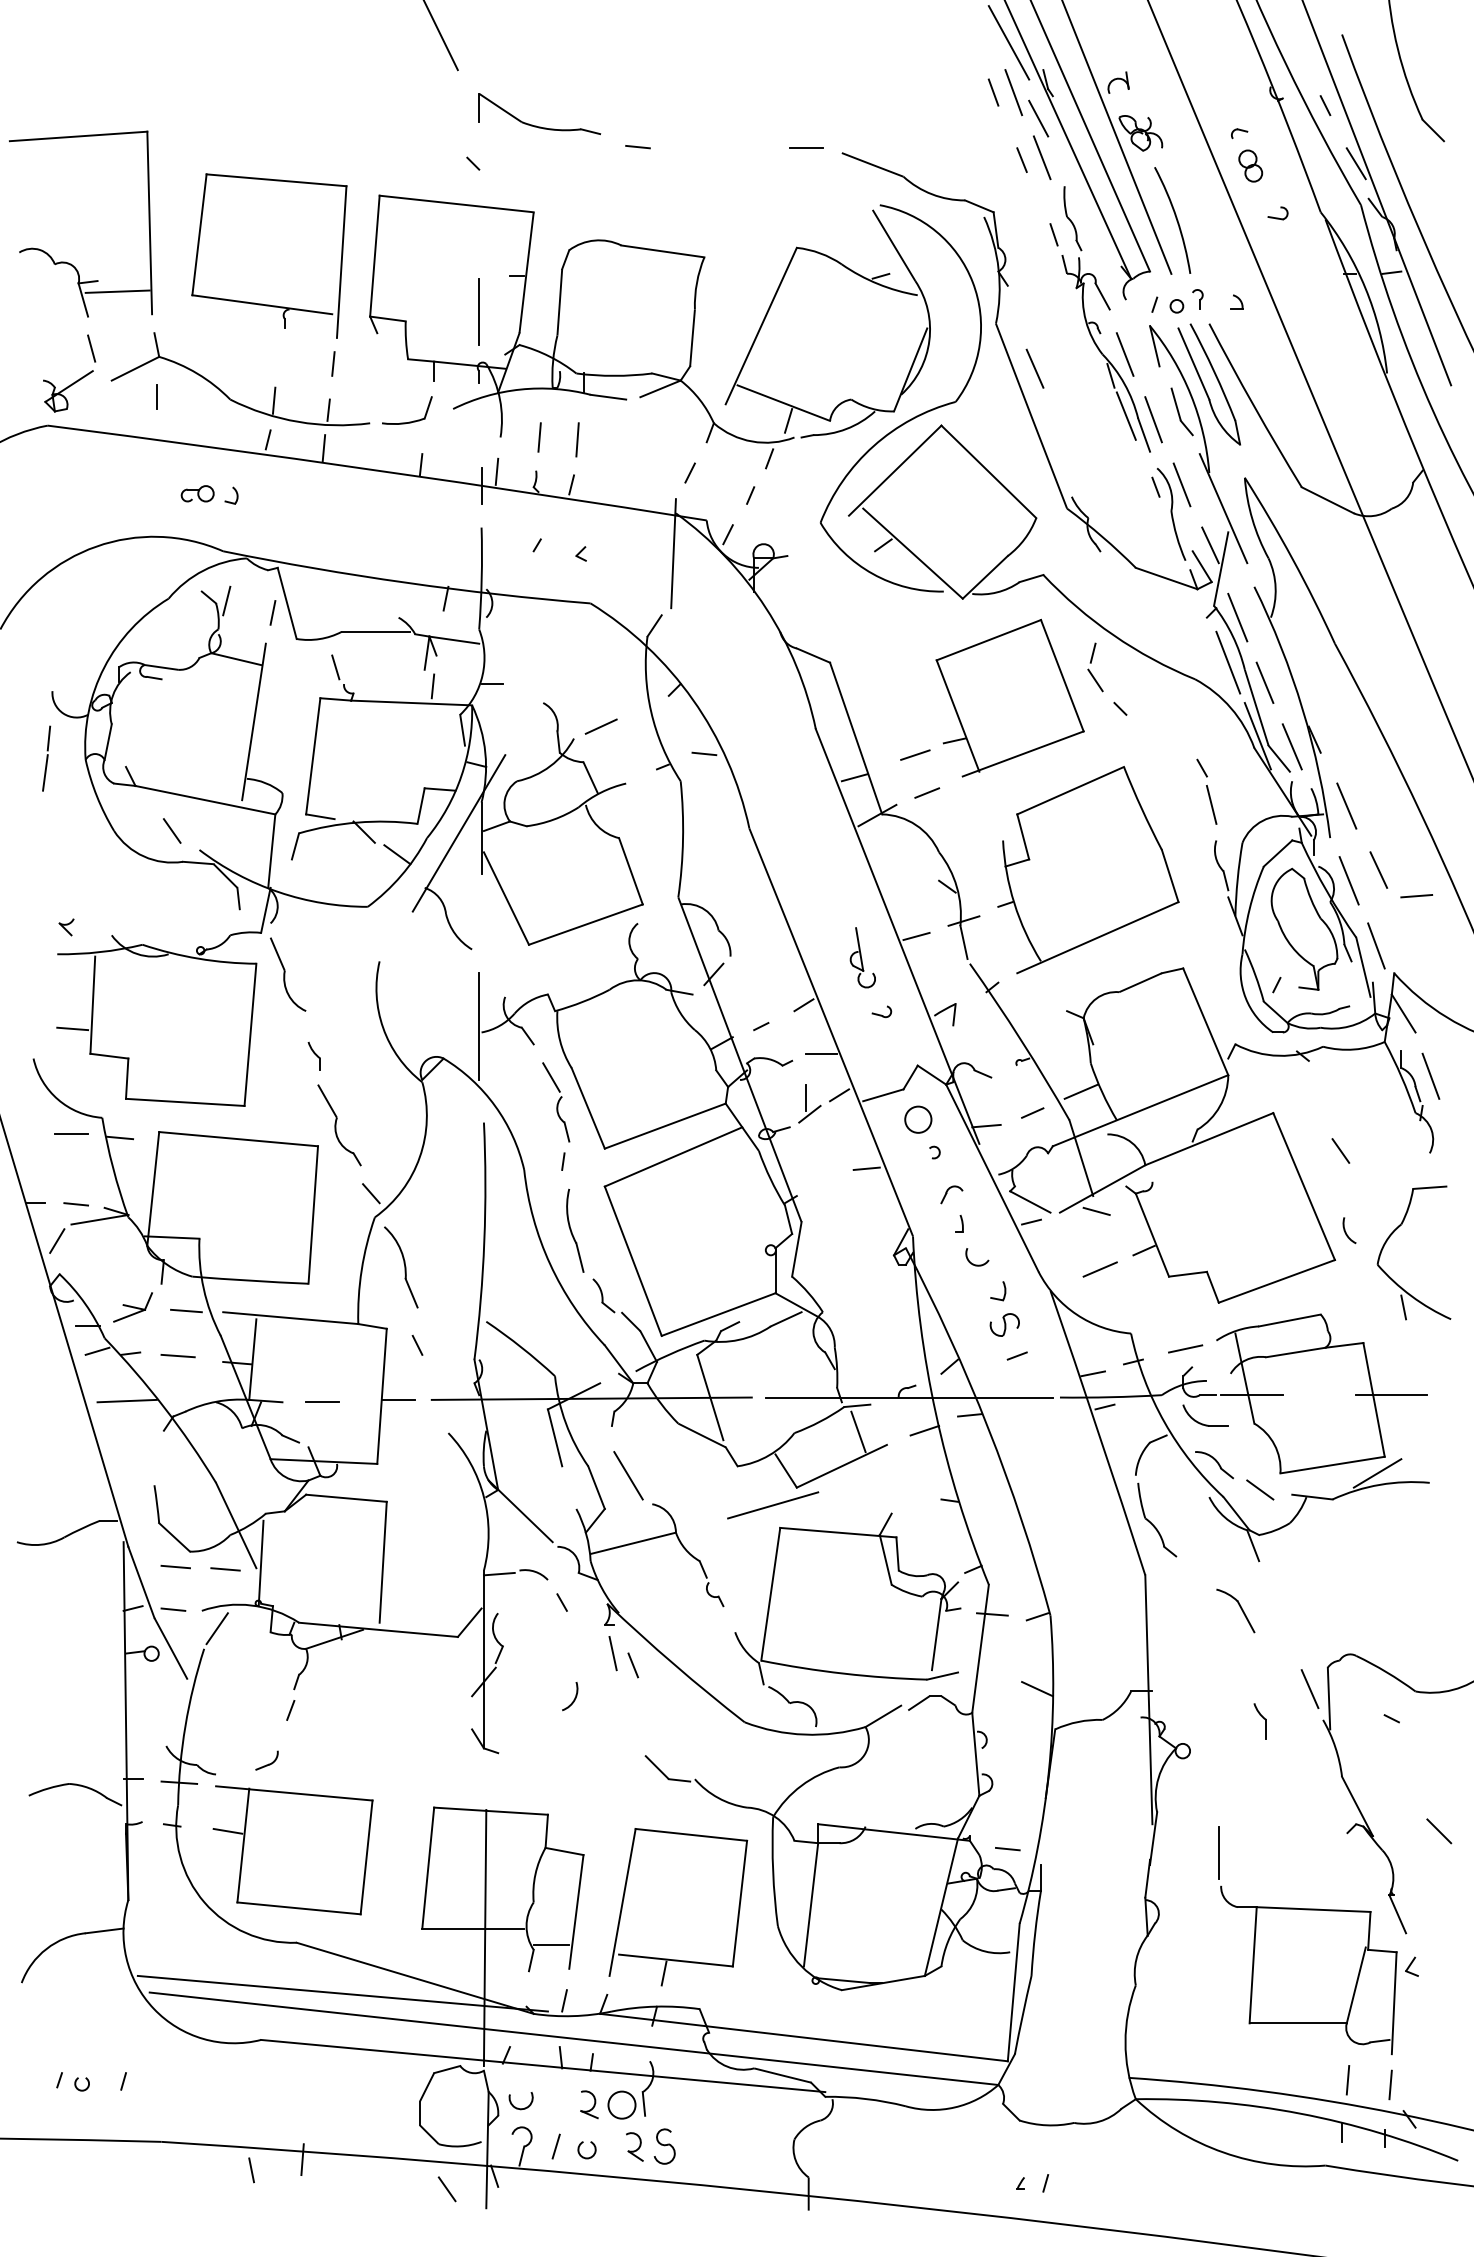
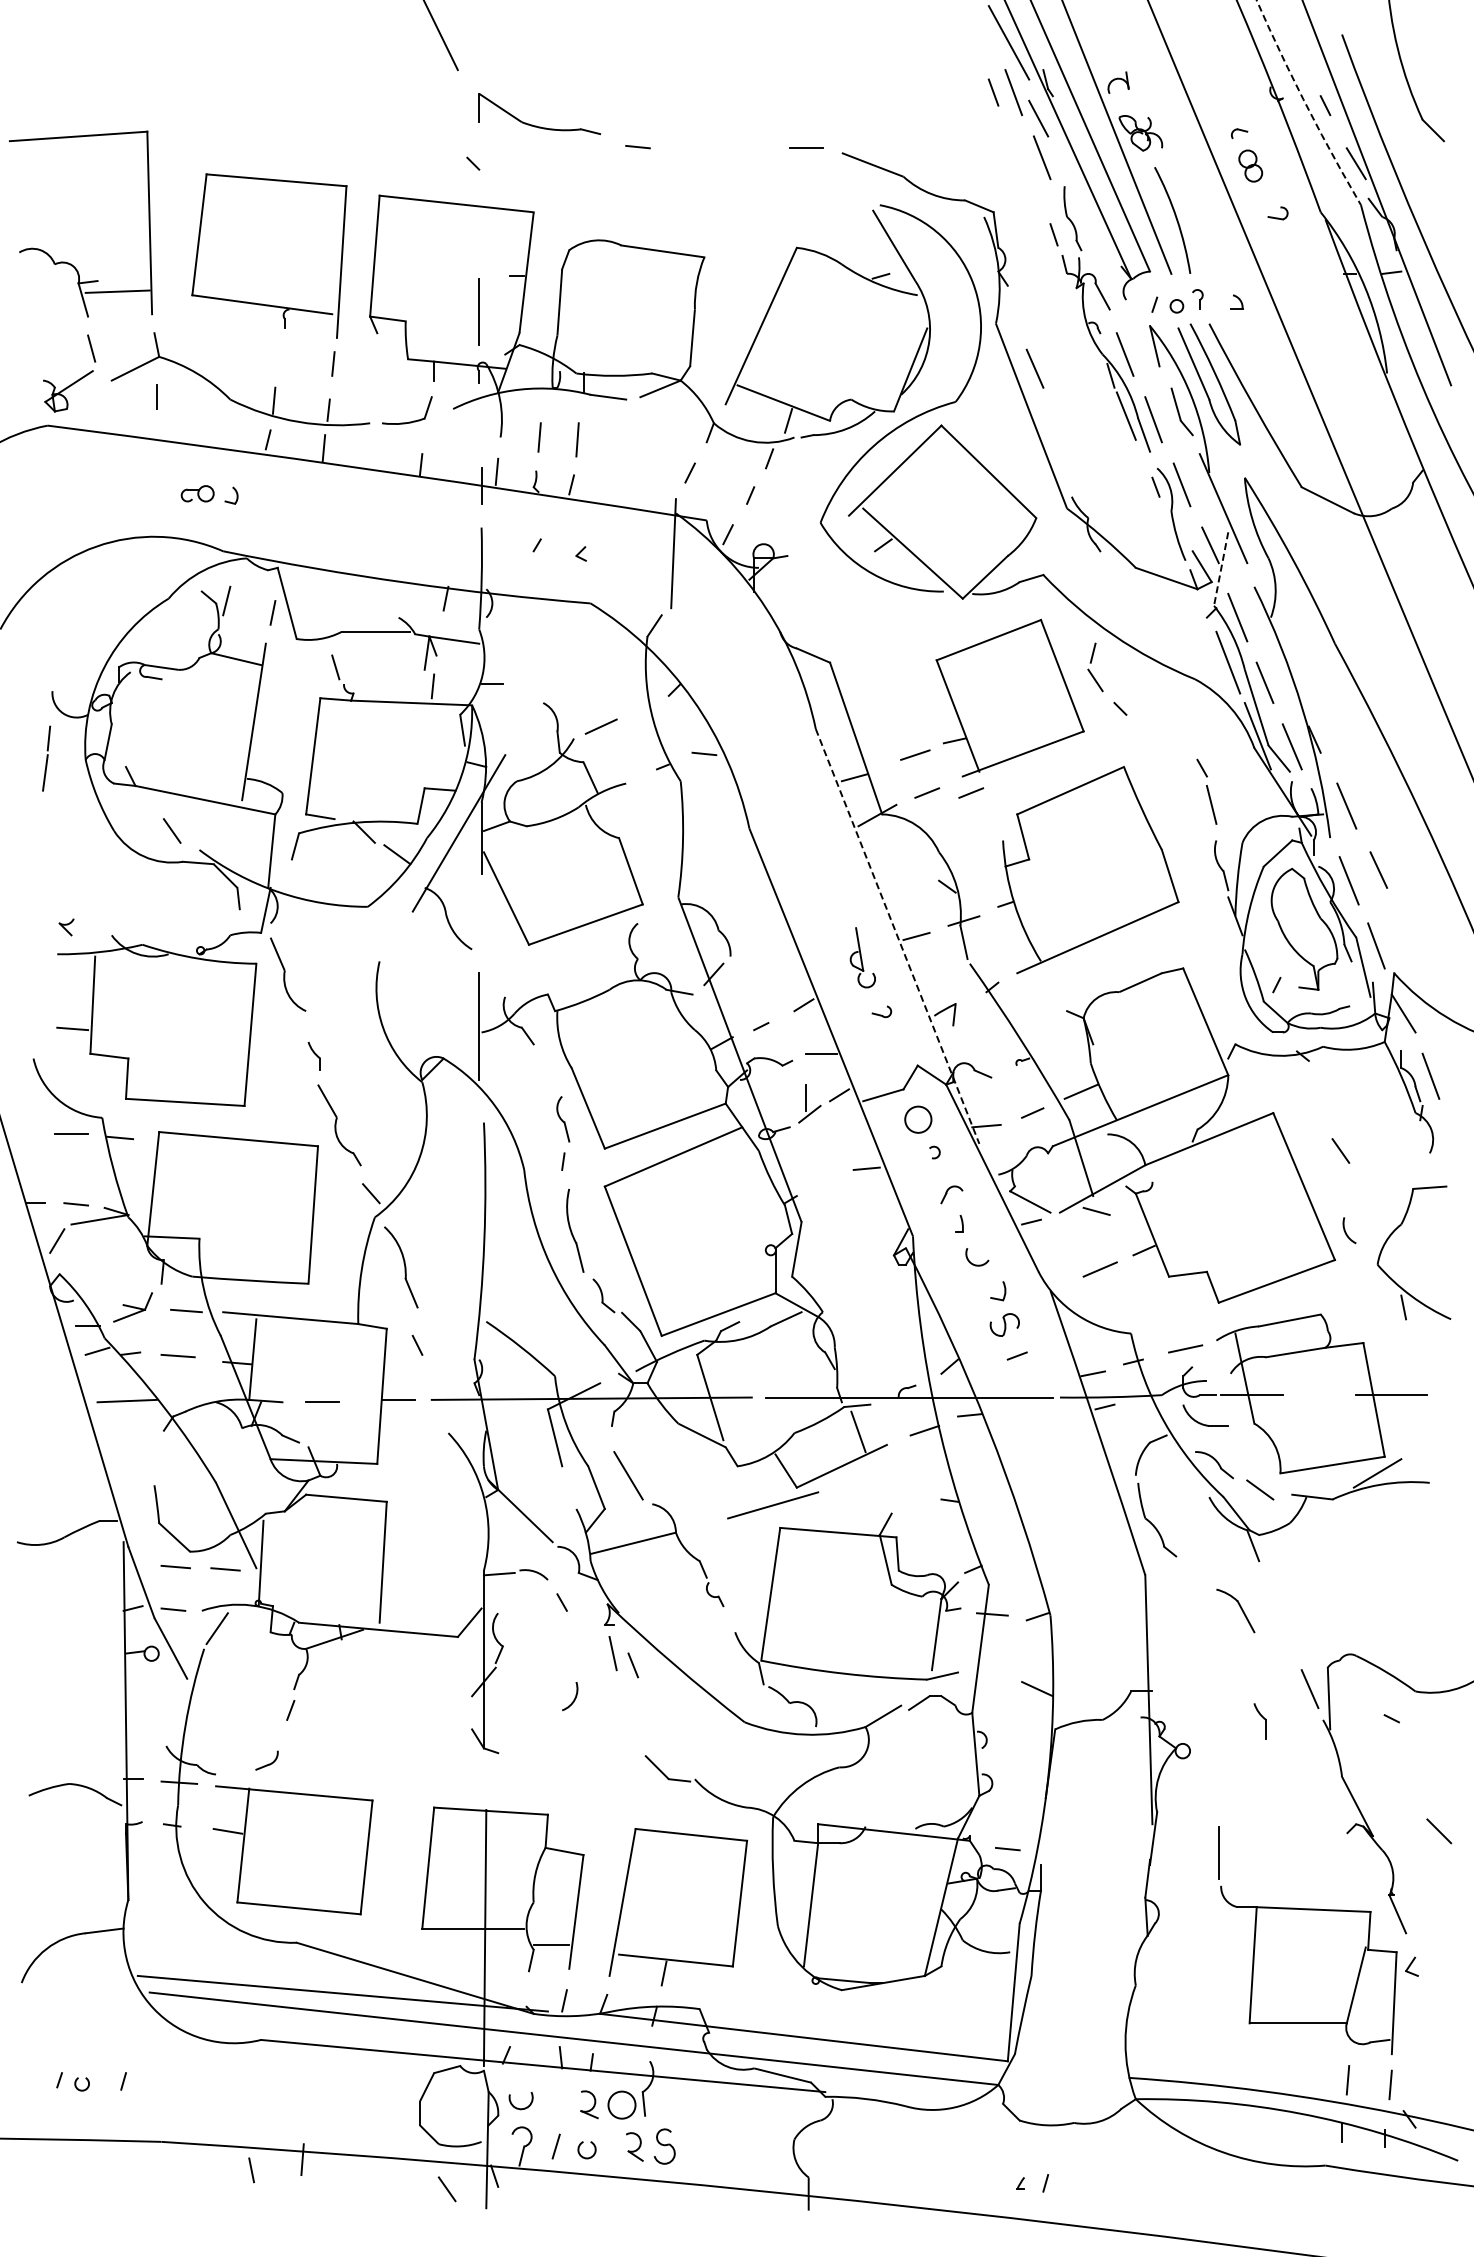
arc: solid -> dashed (1305, 103)
line: present -> none (1021, 160)
line: solid -> dashed (1221, 569)
line: none -> present (971, 792)
line: present -> none (1416, 896)
line: solid -> dashed (897, 936)
line: present -> none (551, 1077)
